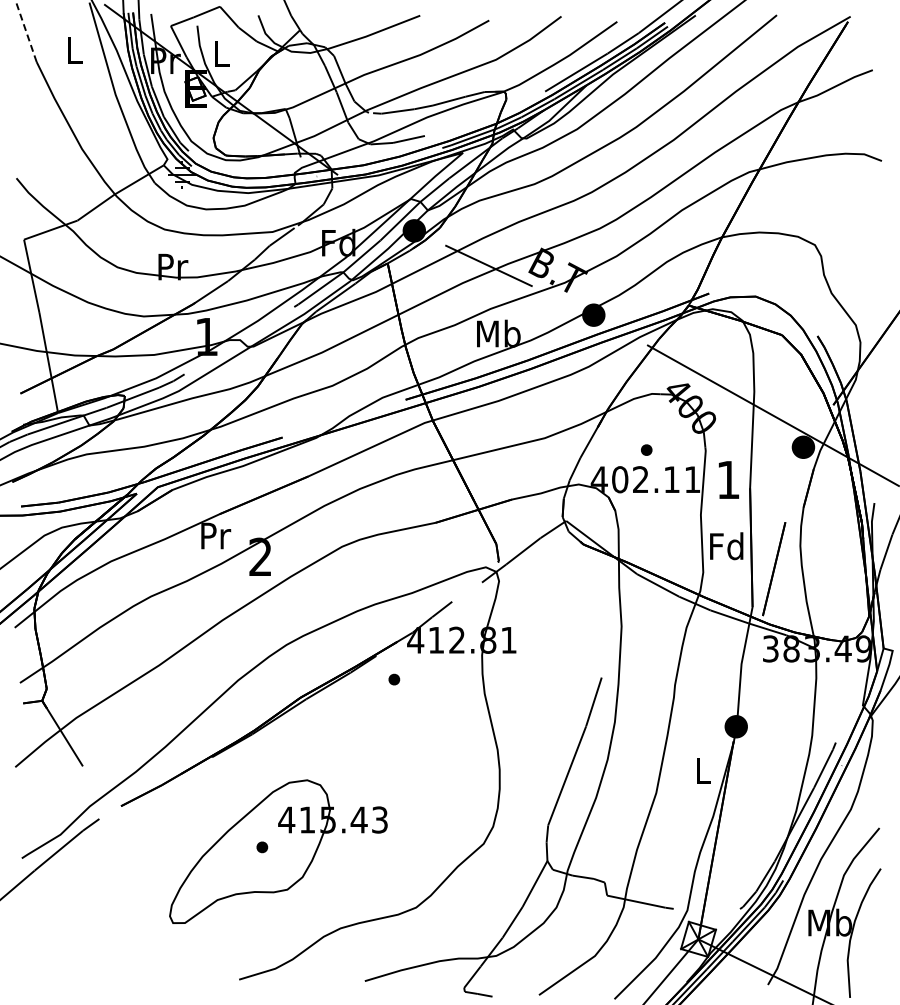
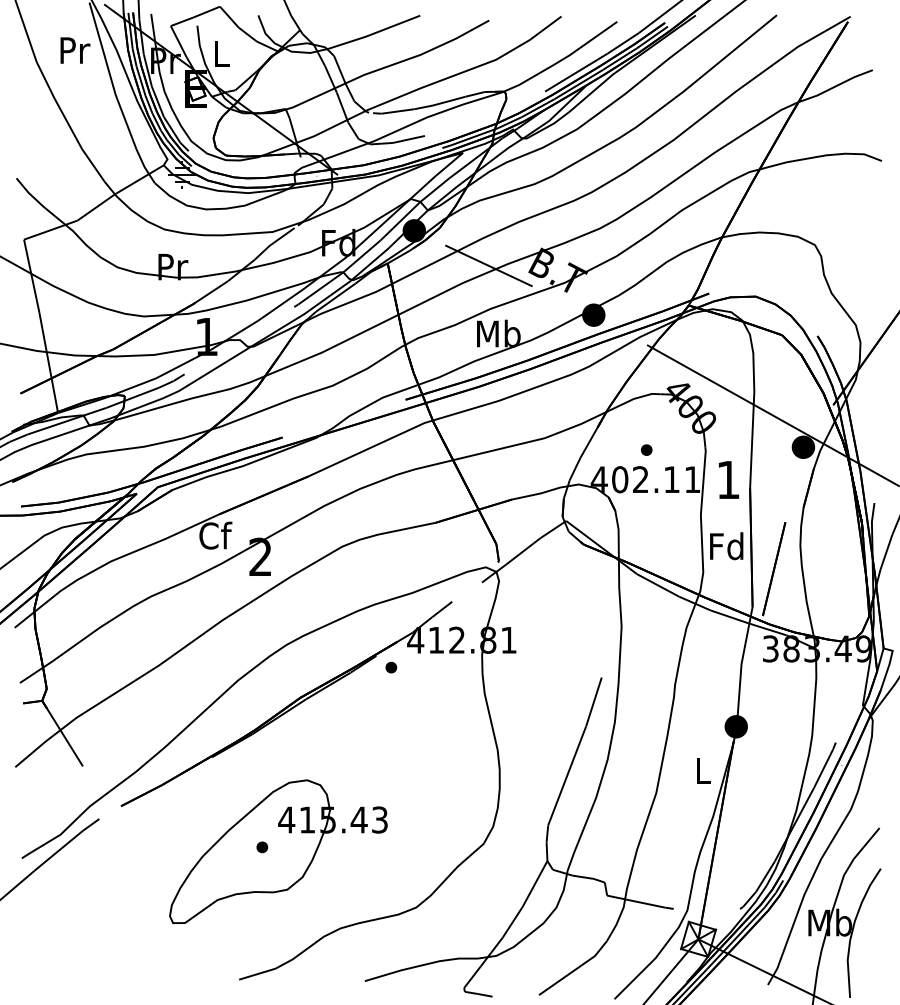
line: dashed -> solid (26, 31)
text: L -> Pr (75, 50)
text: Pr -> Cf (215, 535)
part position: (394, 679) -> (391, 667) (391, 667)
